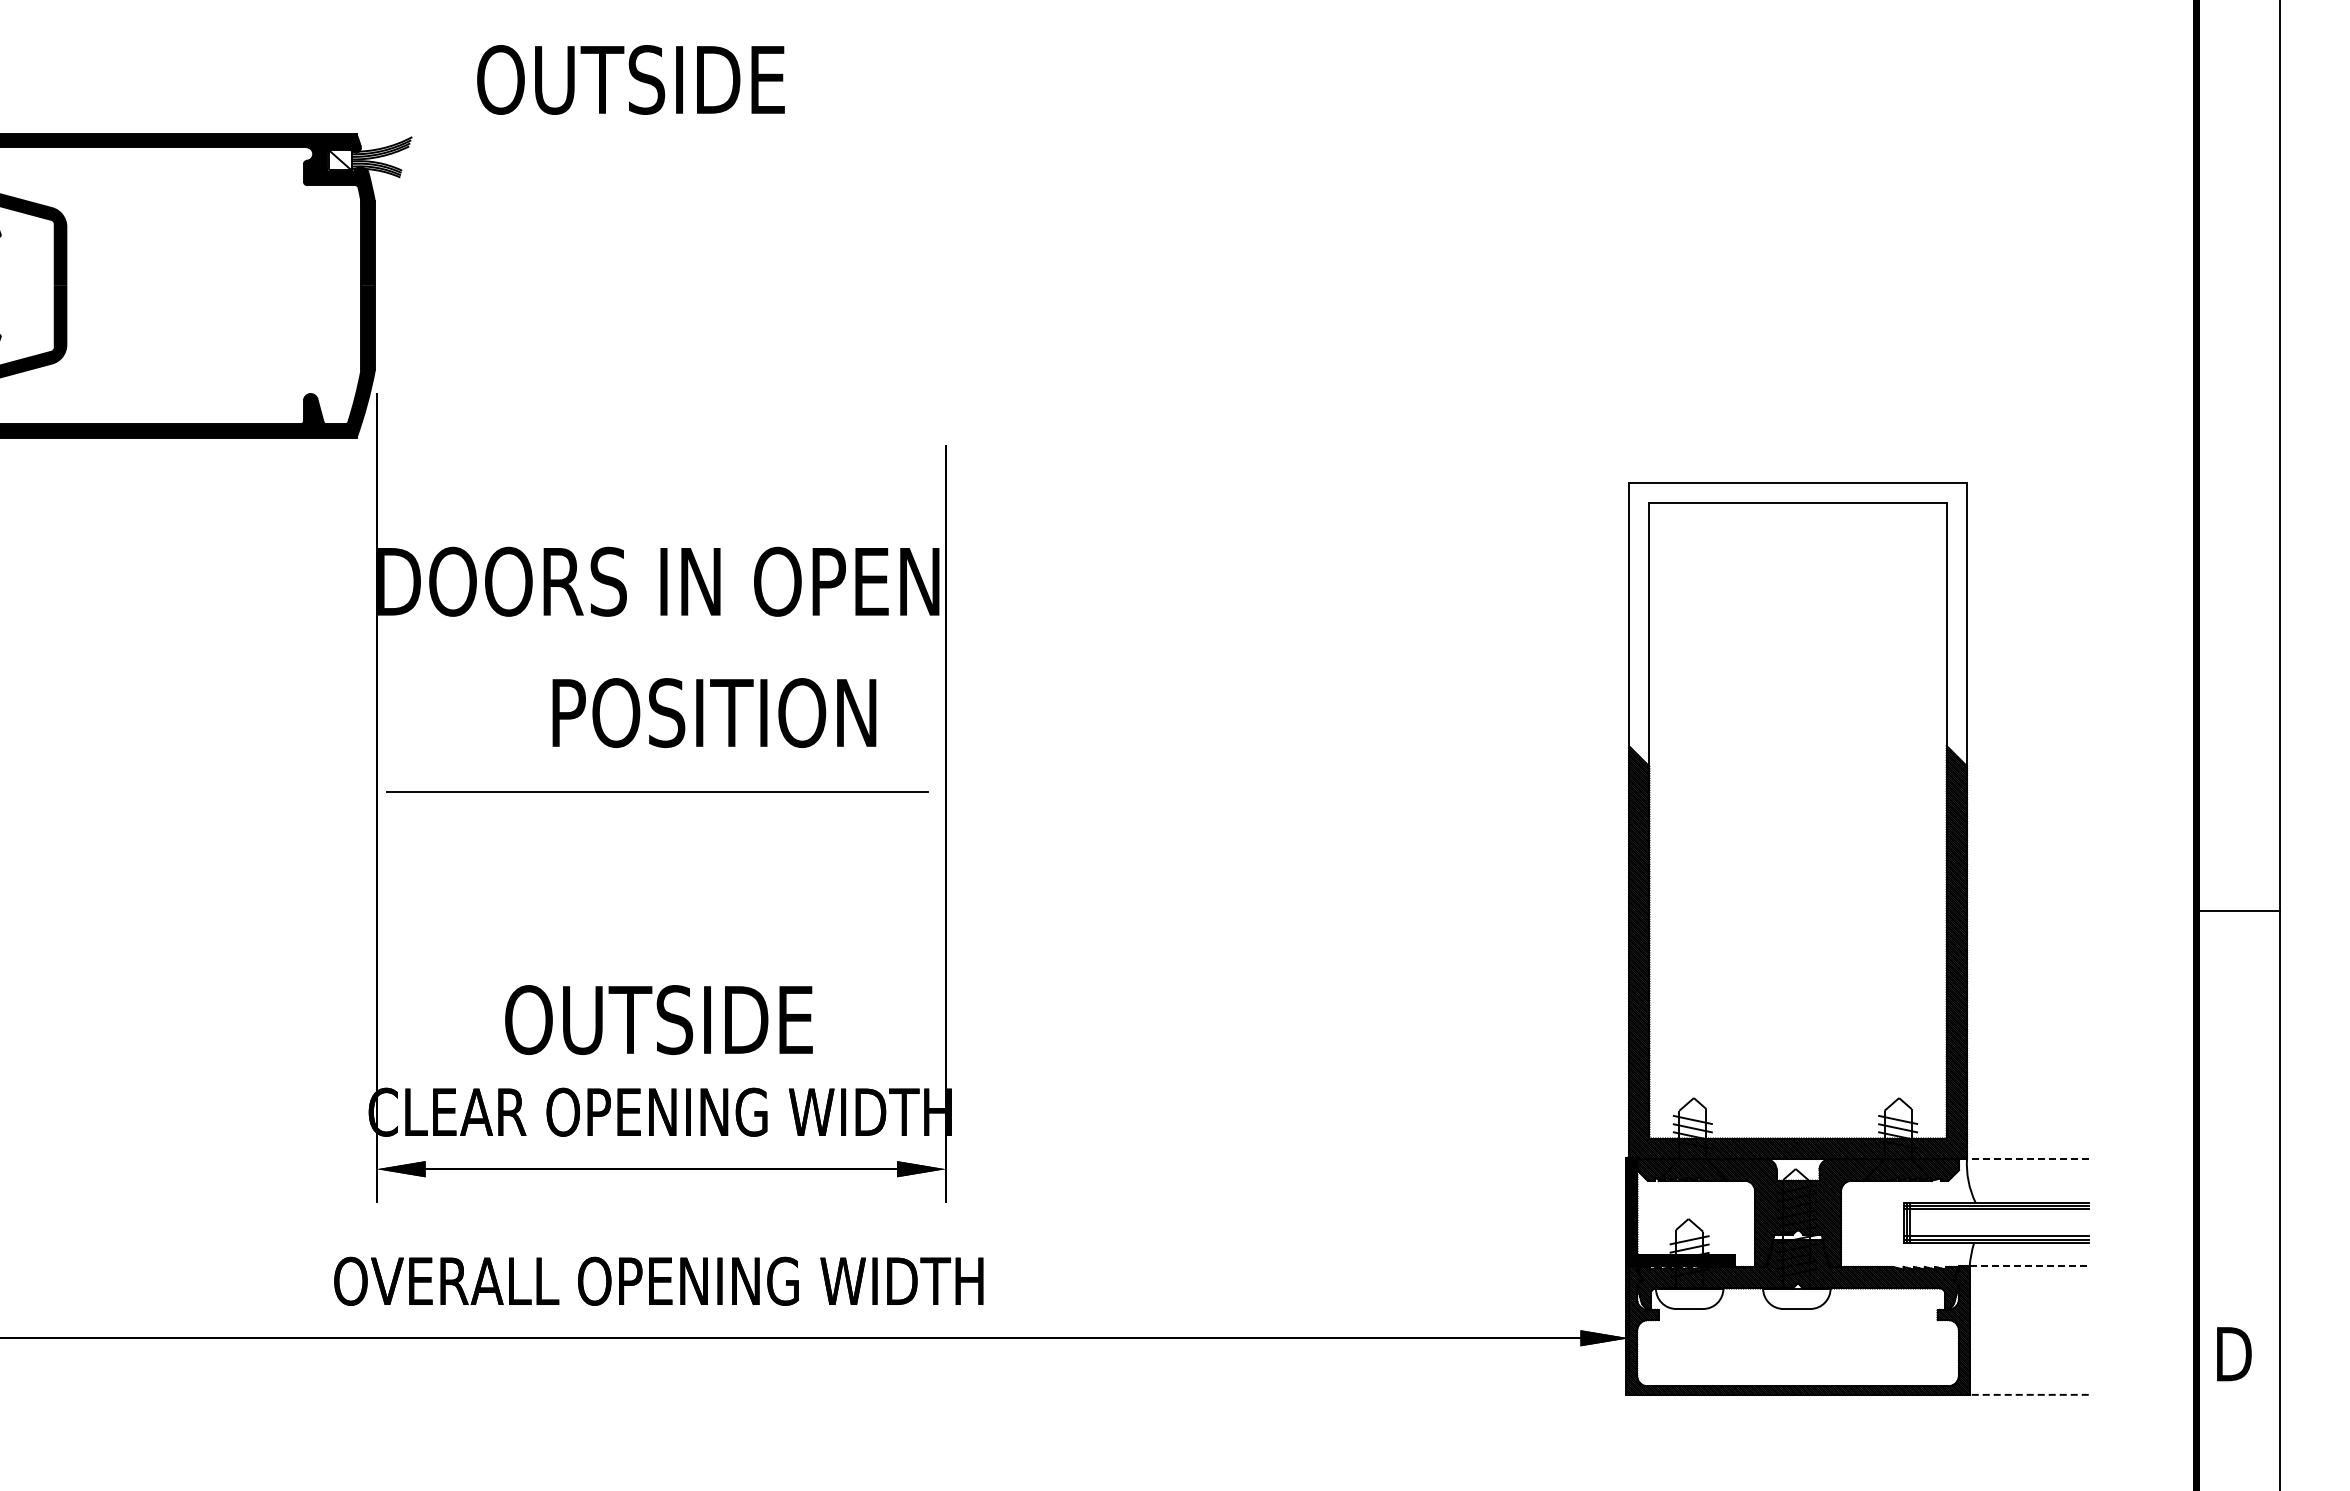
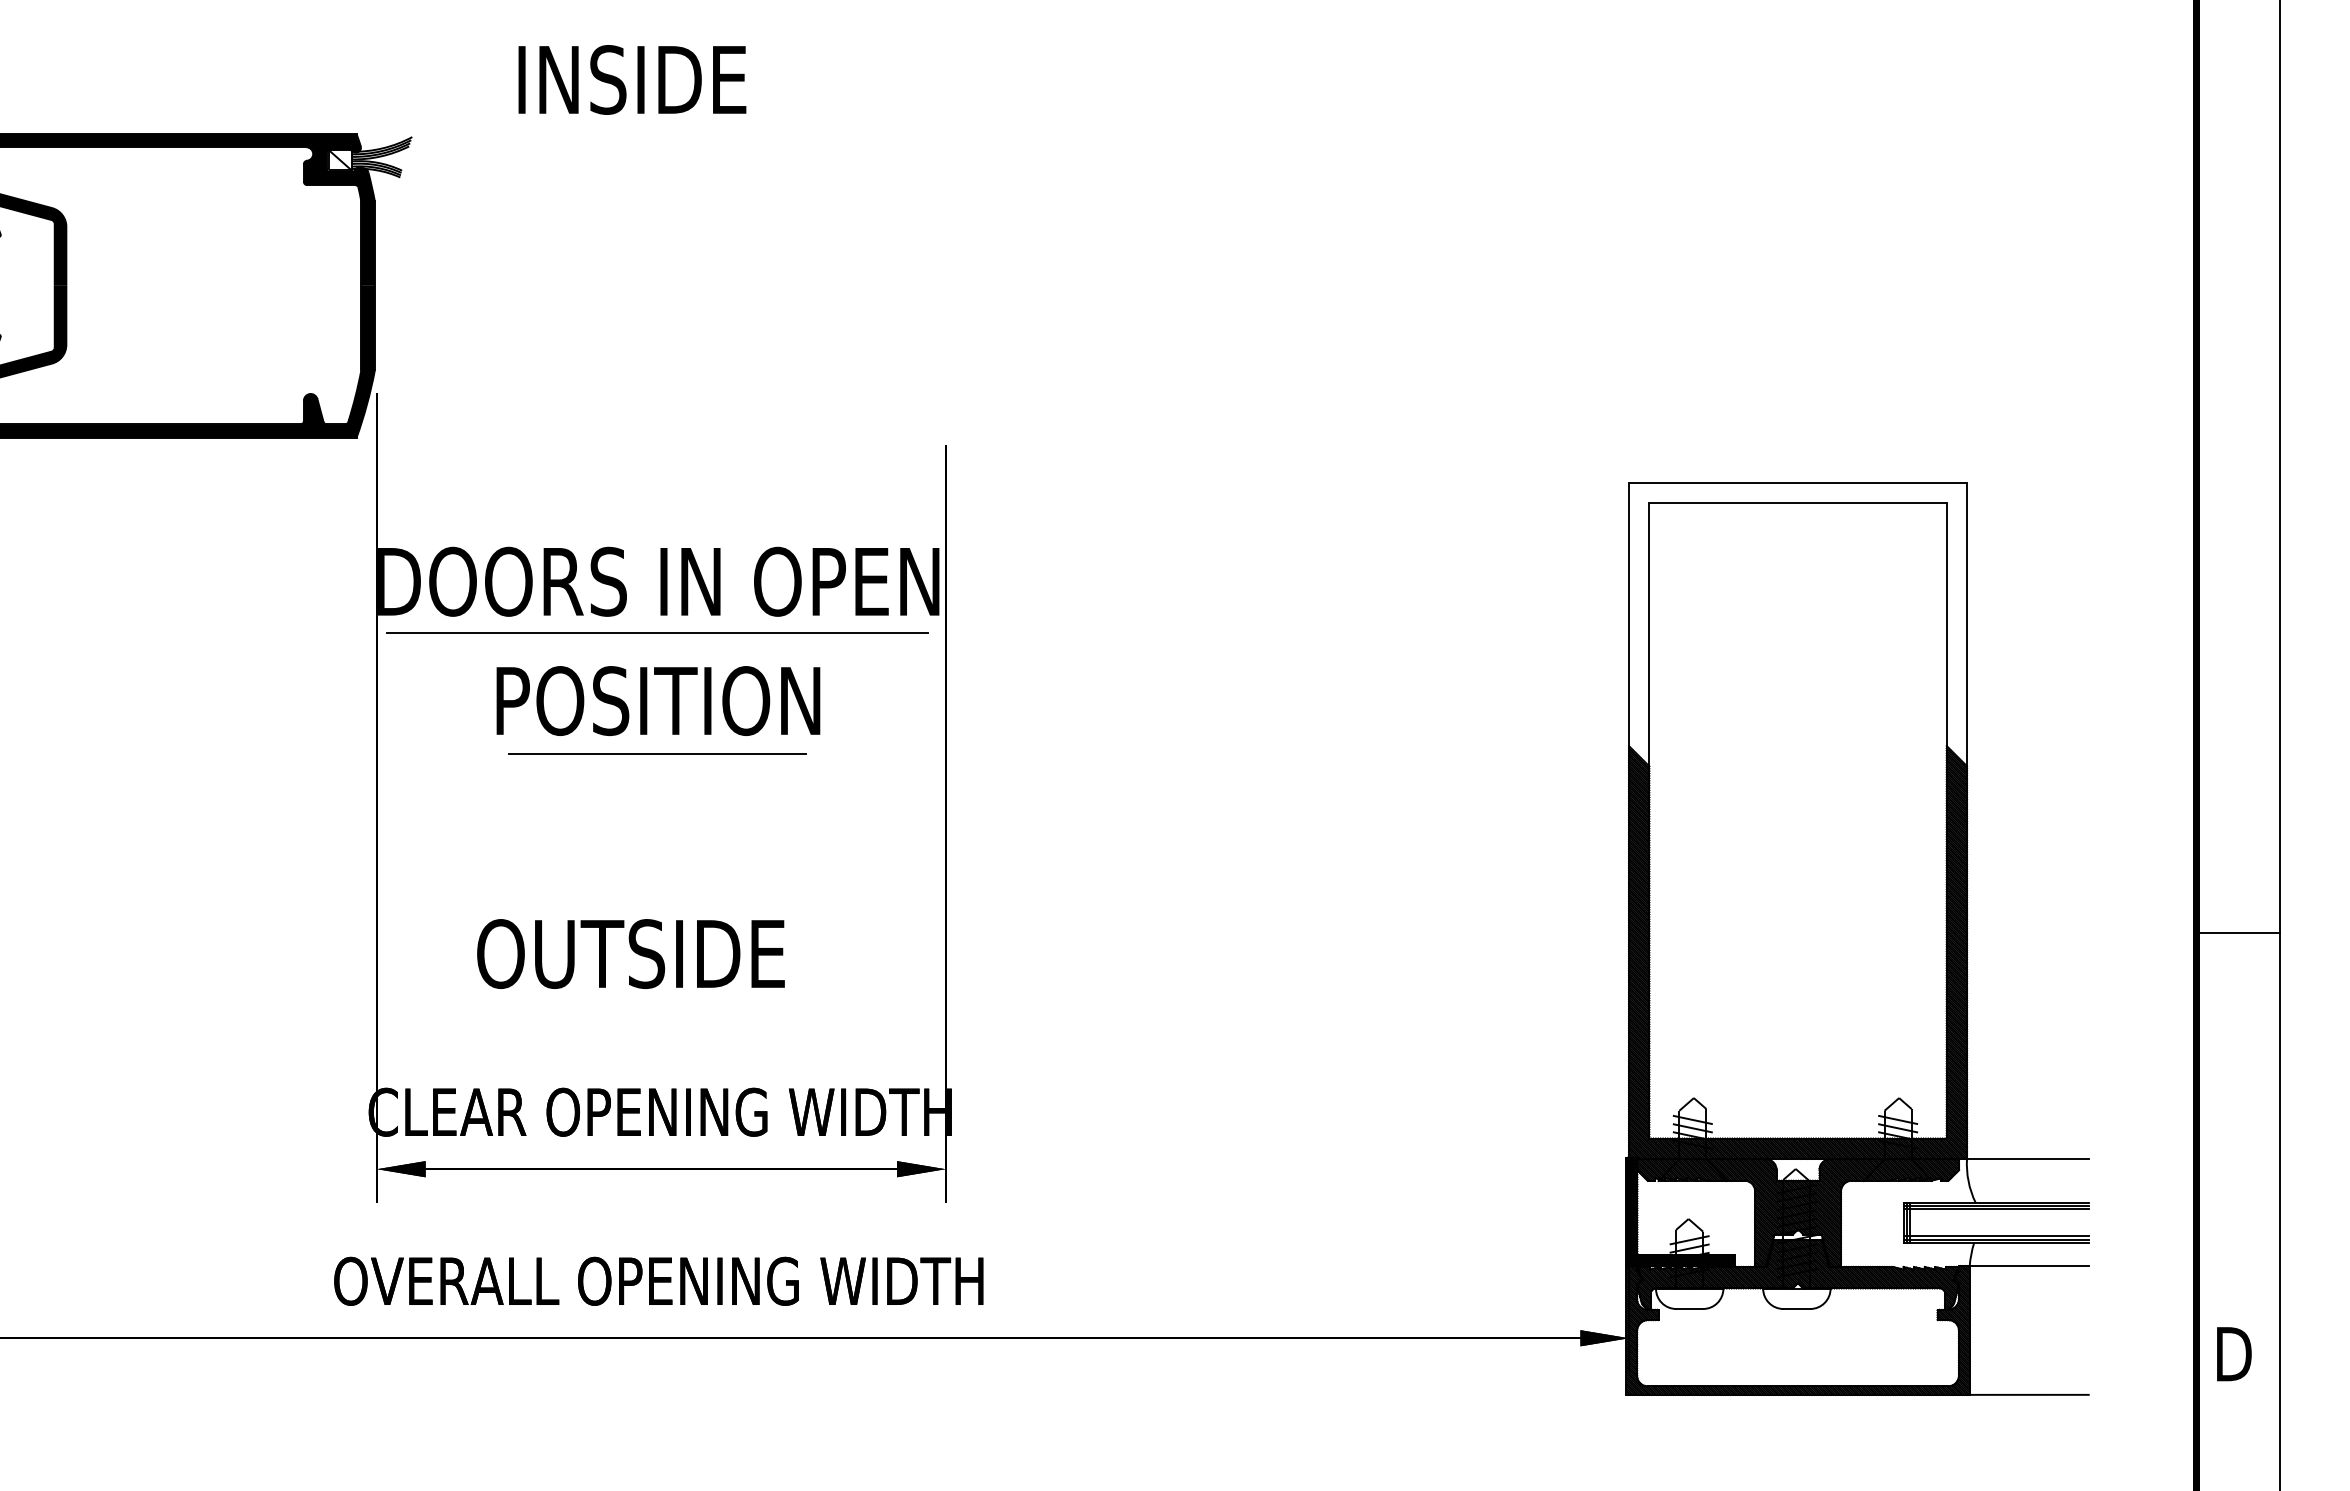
text: OUTSIDE -> INSIDE (630, 79)
text position: (714, 712) -> (658, 700) (658, 700)
line: none -> present (657, 754)
line position: (657, 791) -> (657, 632) (657, 632)
line position: (2237, 910) -> (2237, 932) (2237, 932)
text position: (658, 1019) -> (630, 953) (630, 953)
line: dashed -> solid (2027, 1158)
line: dashed -> solid (2029, 1266)
line: dashed -> solid (2028, 1394)
